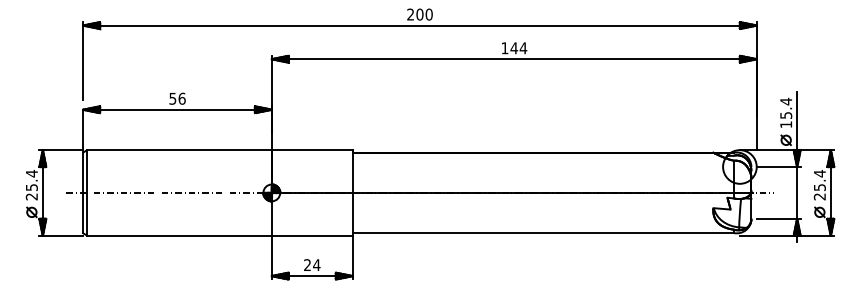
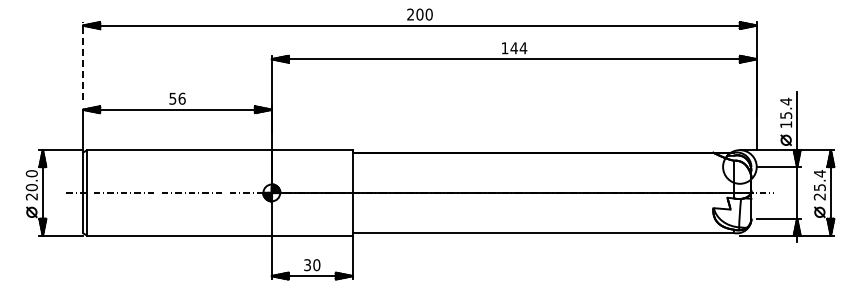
line: solid -> dashed (83, 60)
text: 25.4 -> 20.0 (31, 180)
text: 24 -> 30 (312, 265)
